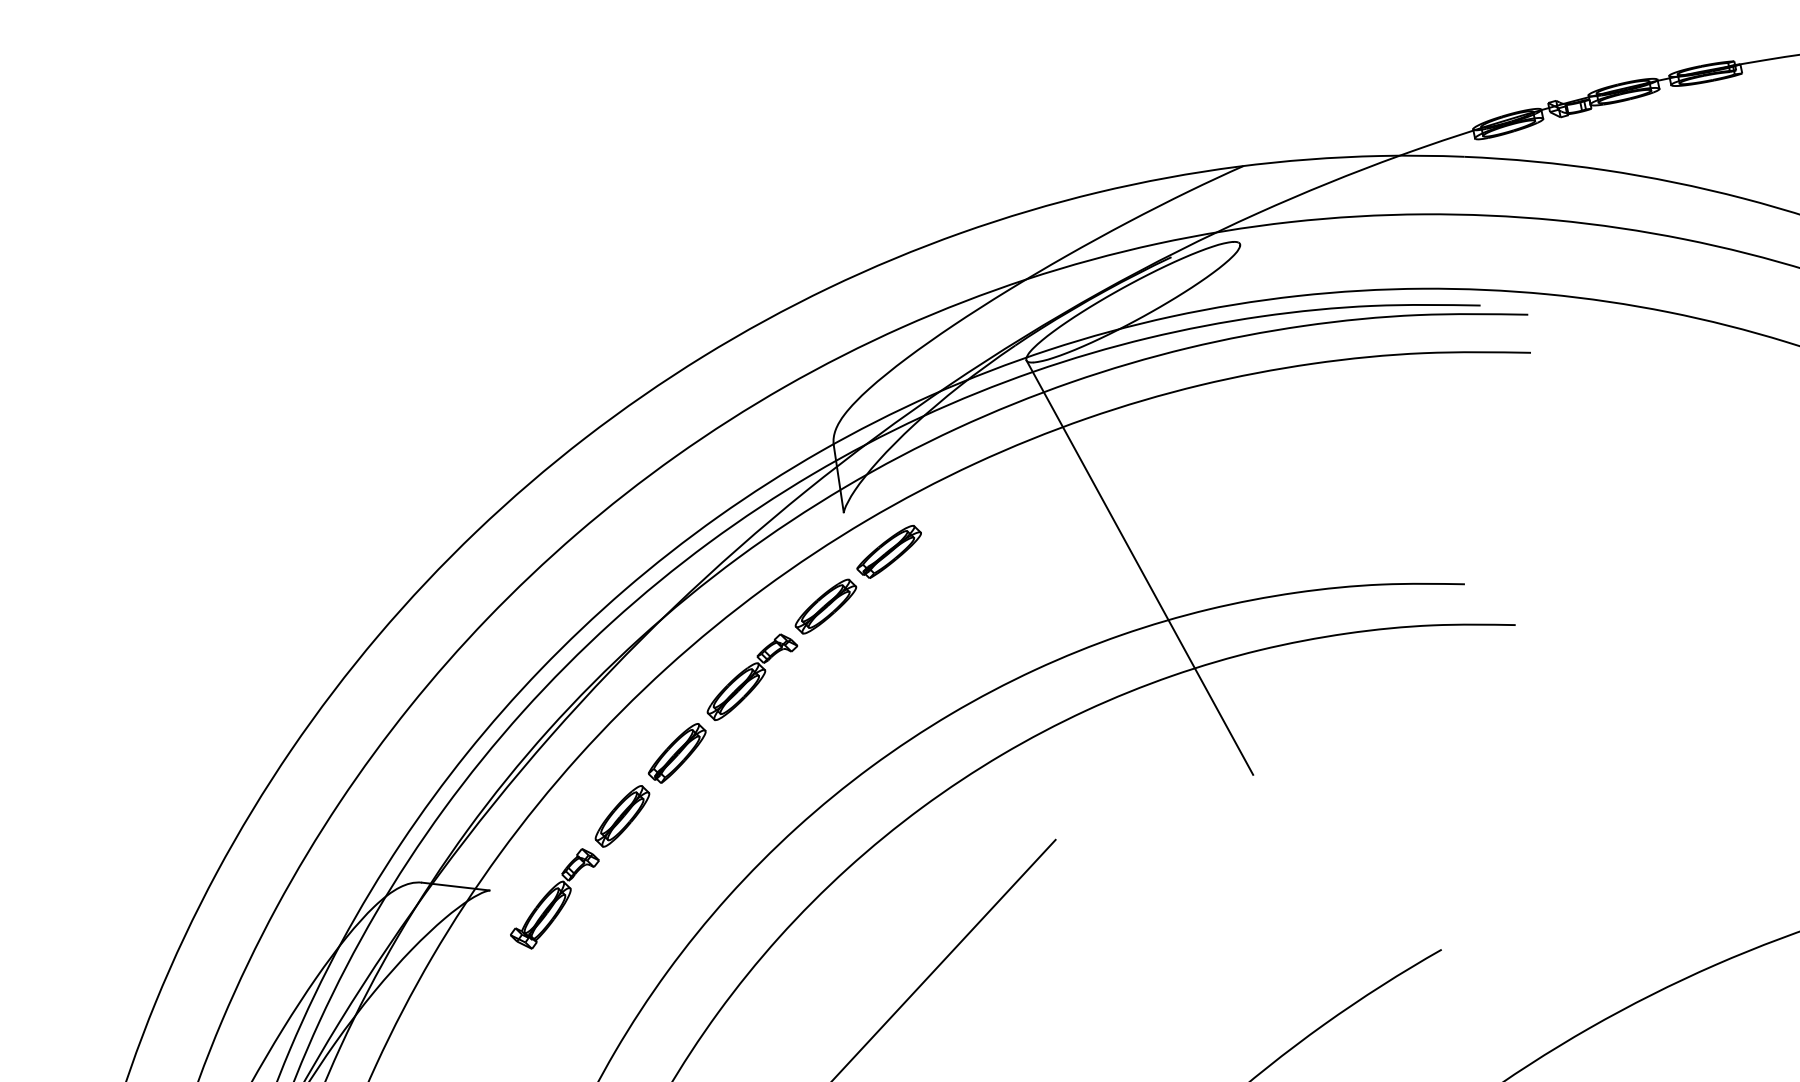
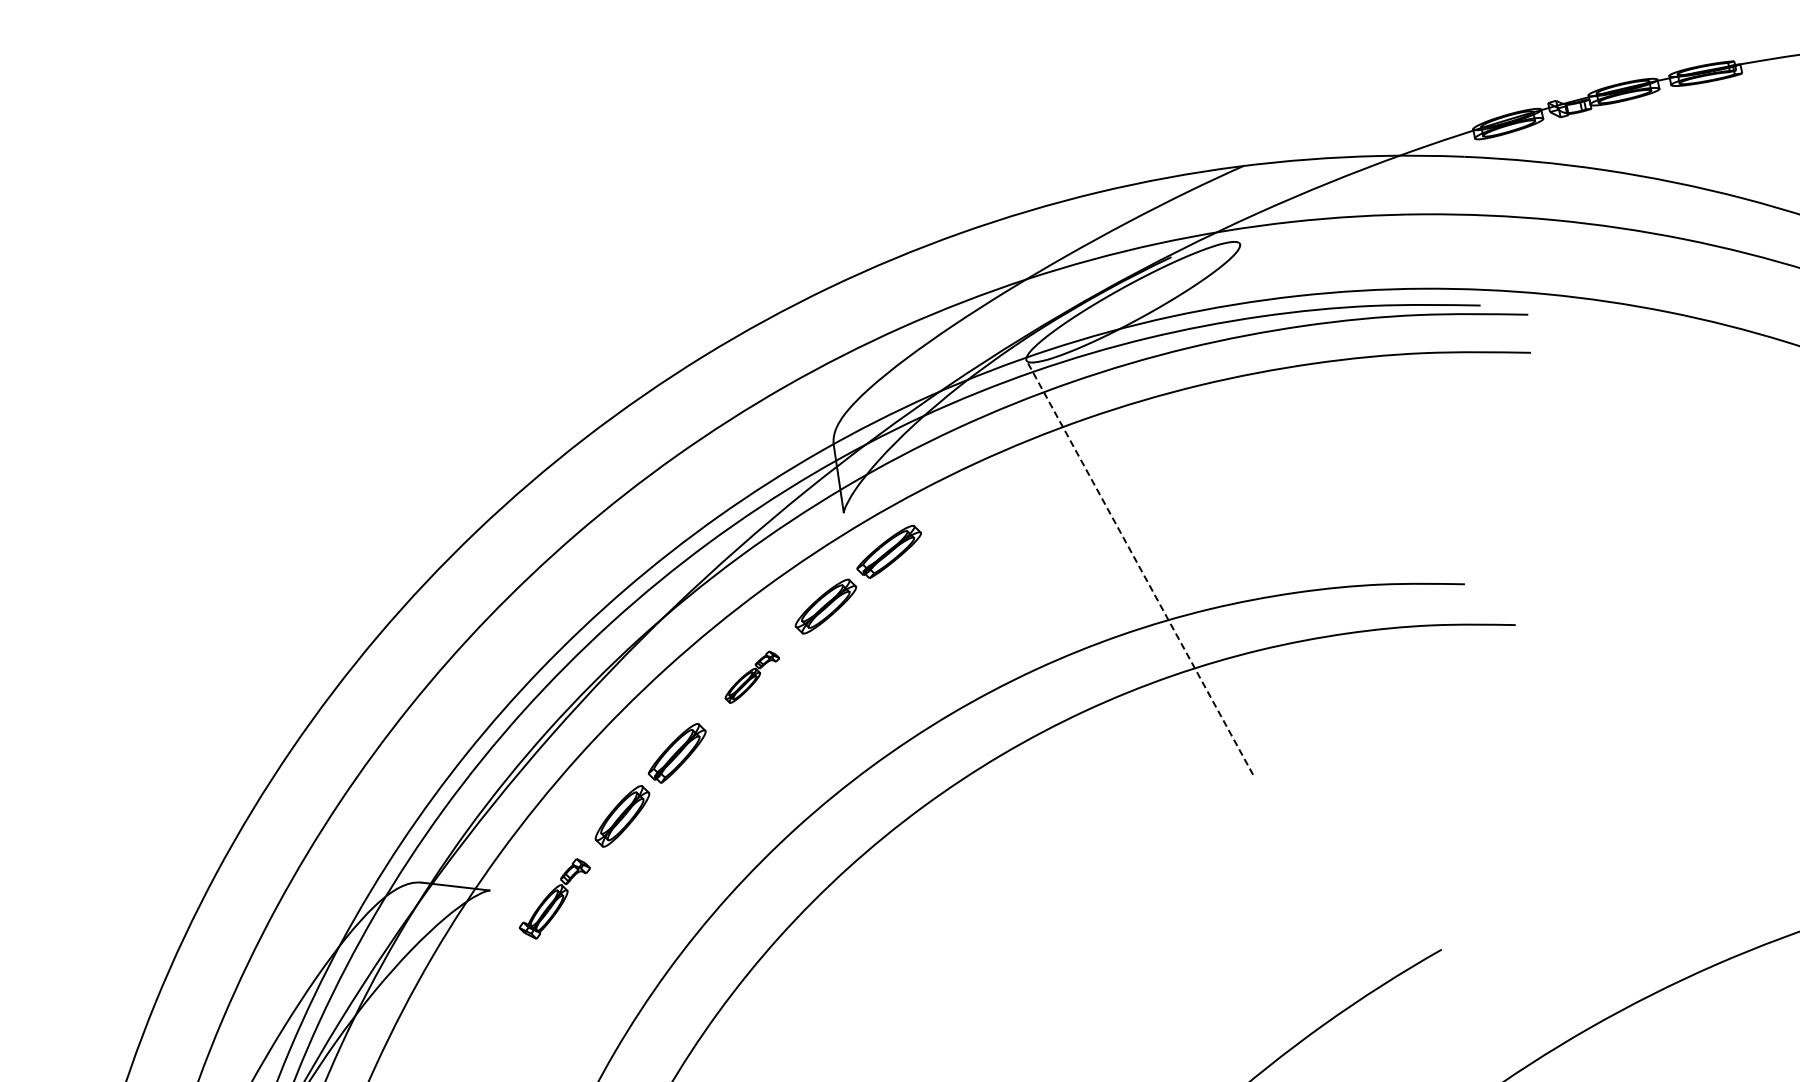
line: solid -> dashed (1139, 567)
part size: 93x88 px -> 56x54 px (751, 676)
part size: 90x102 px -> 73x82 px (554, 898)
line: present -> none (944, 958)
